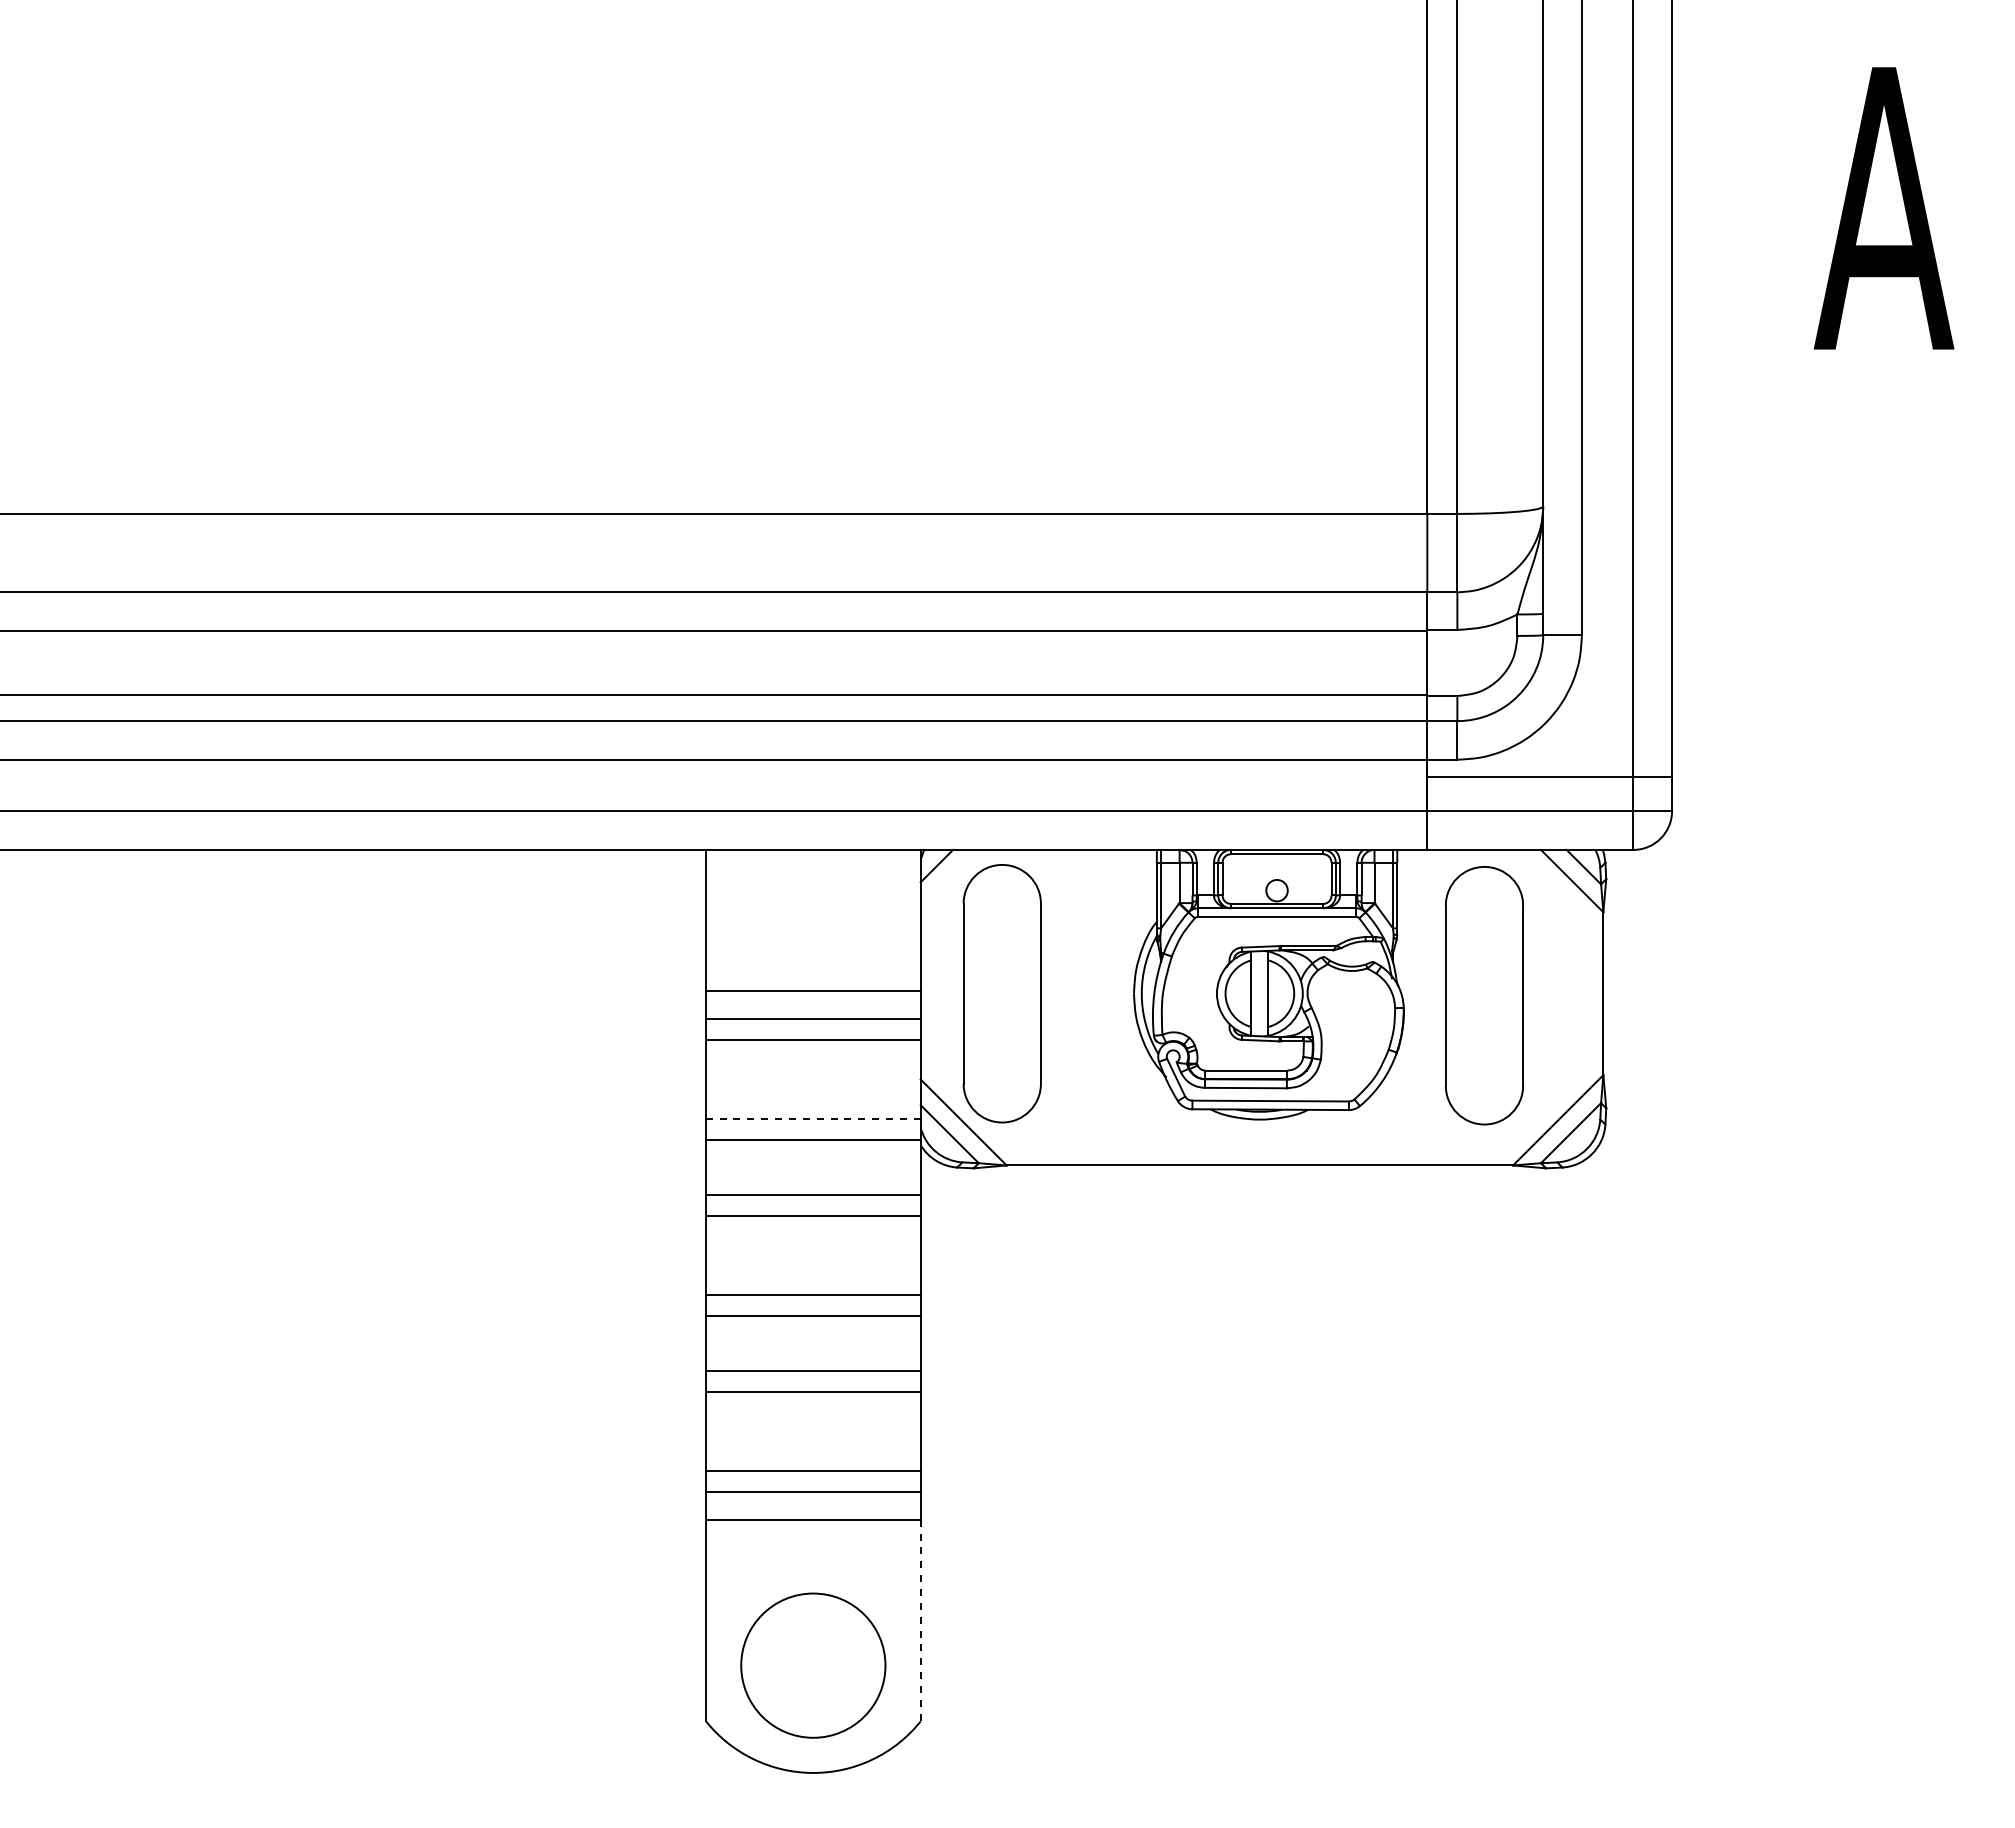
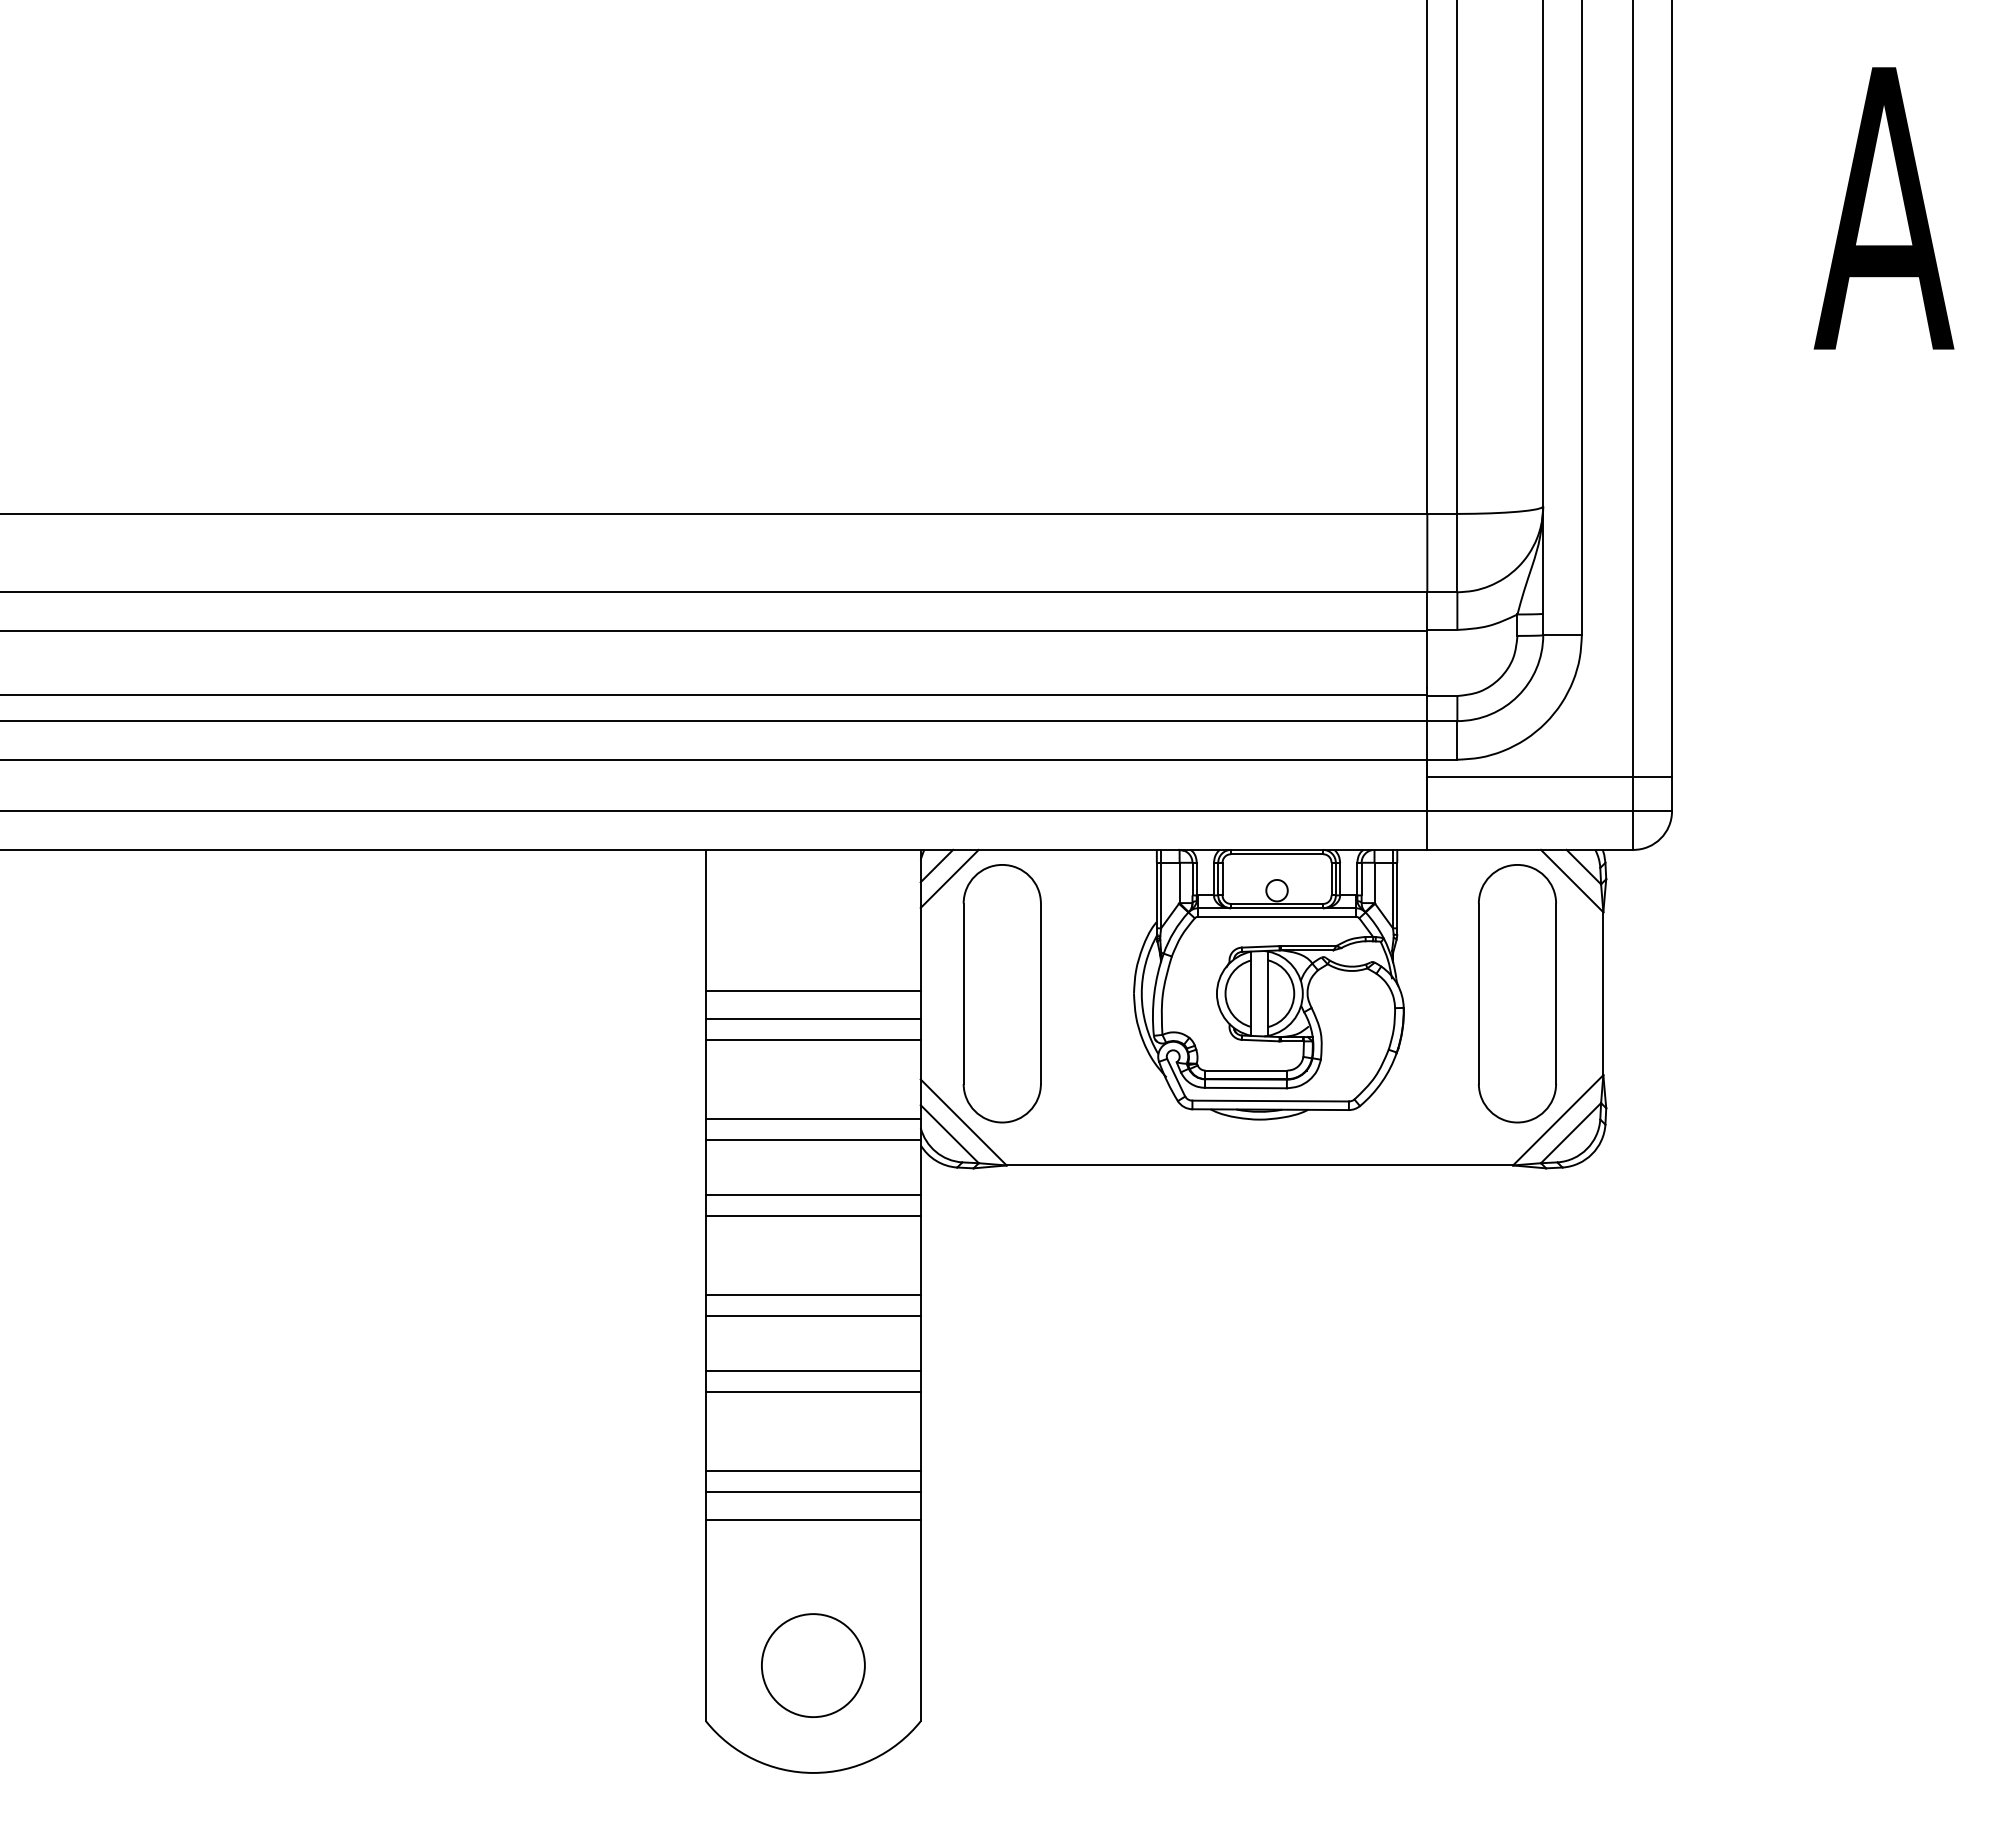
line: none -> present (949, 878)
part position: (1484, 995) -> (1517, 993) (1517, 993)
line: dashed -> solid (812, 1118)
line: dashed -> solid (920, 1620)
circle size: 147x147 px -> 105x105 px (813, 1665)
